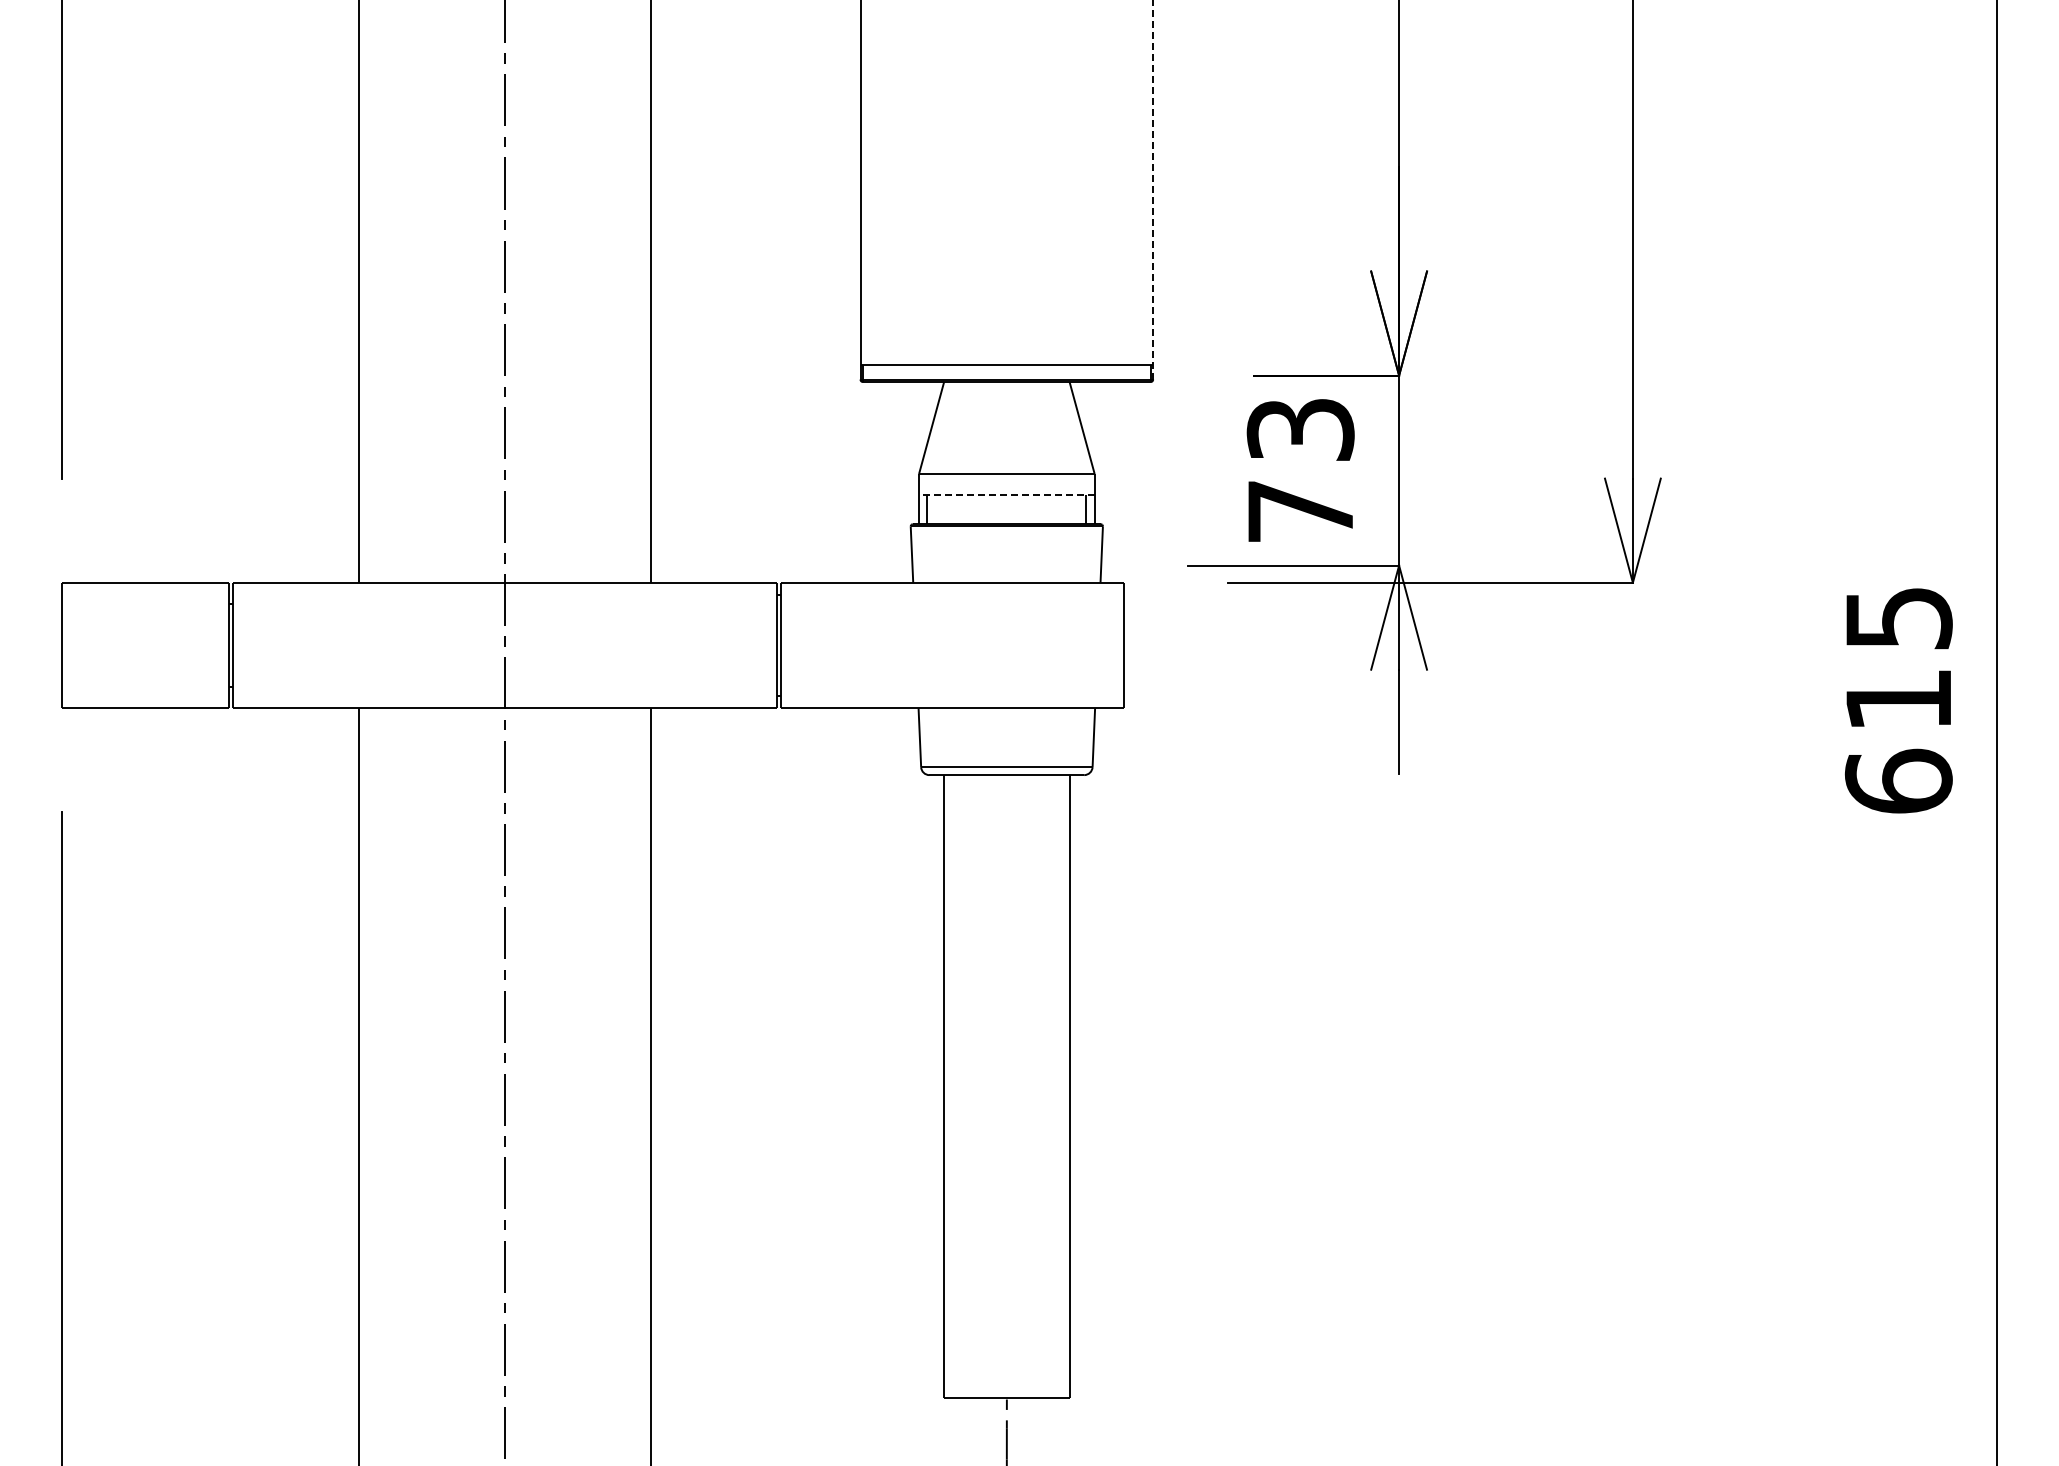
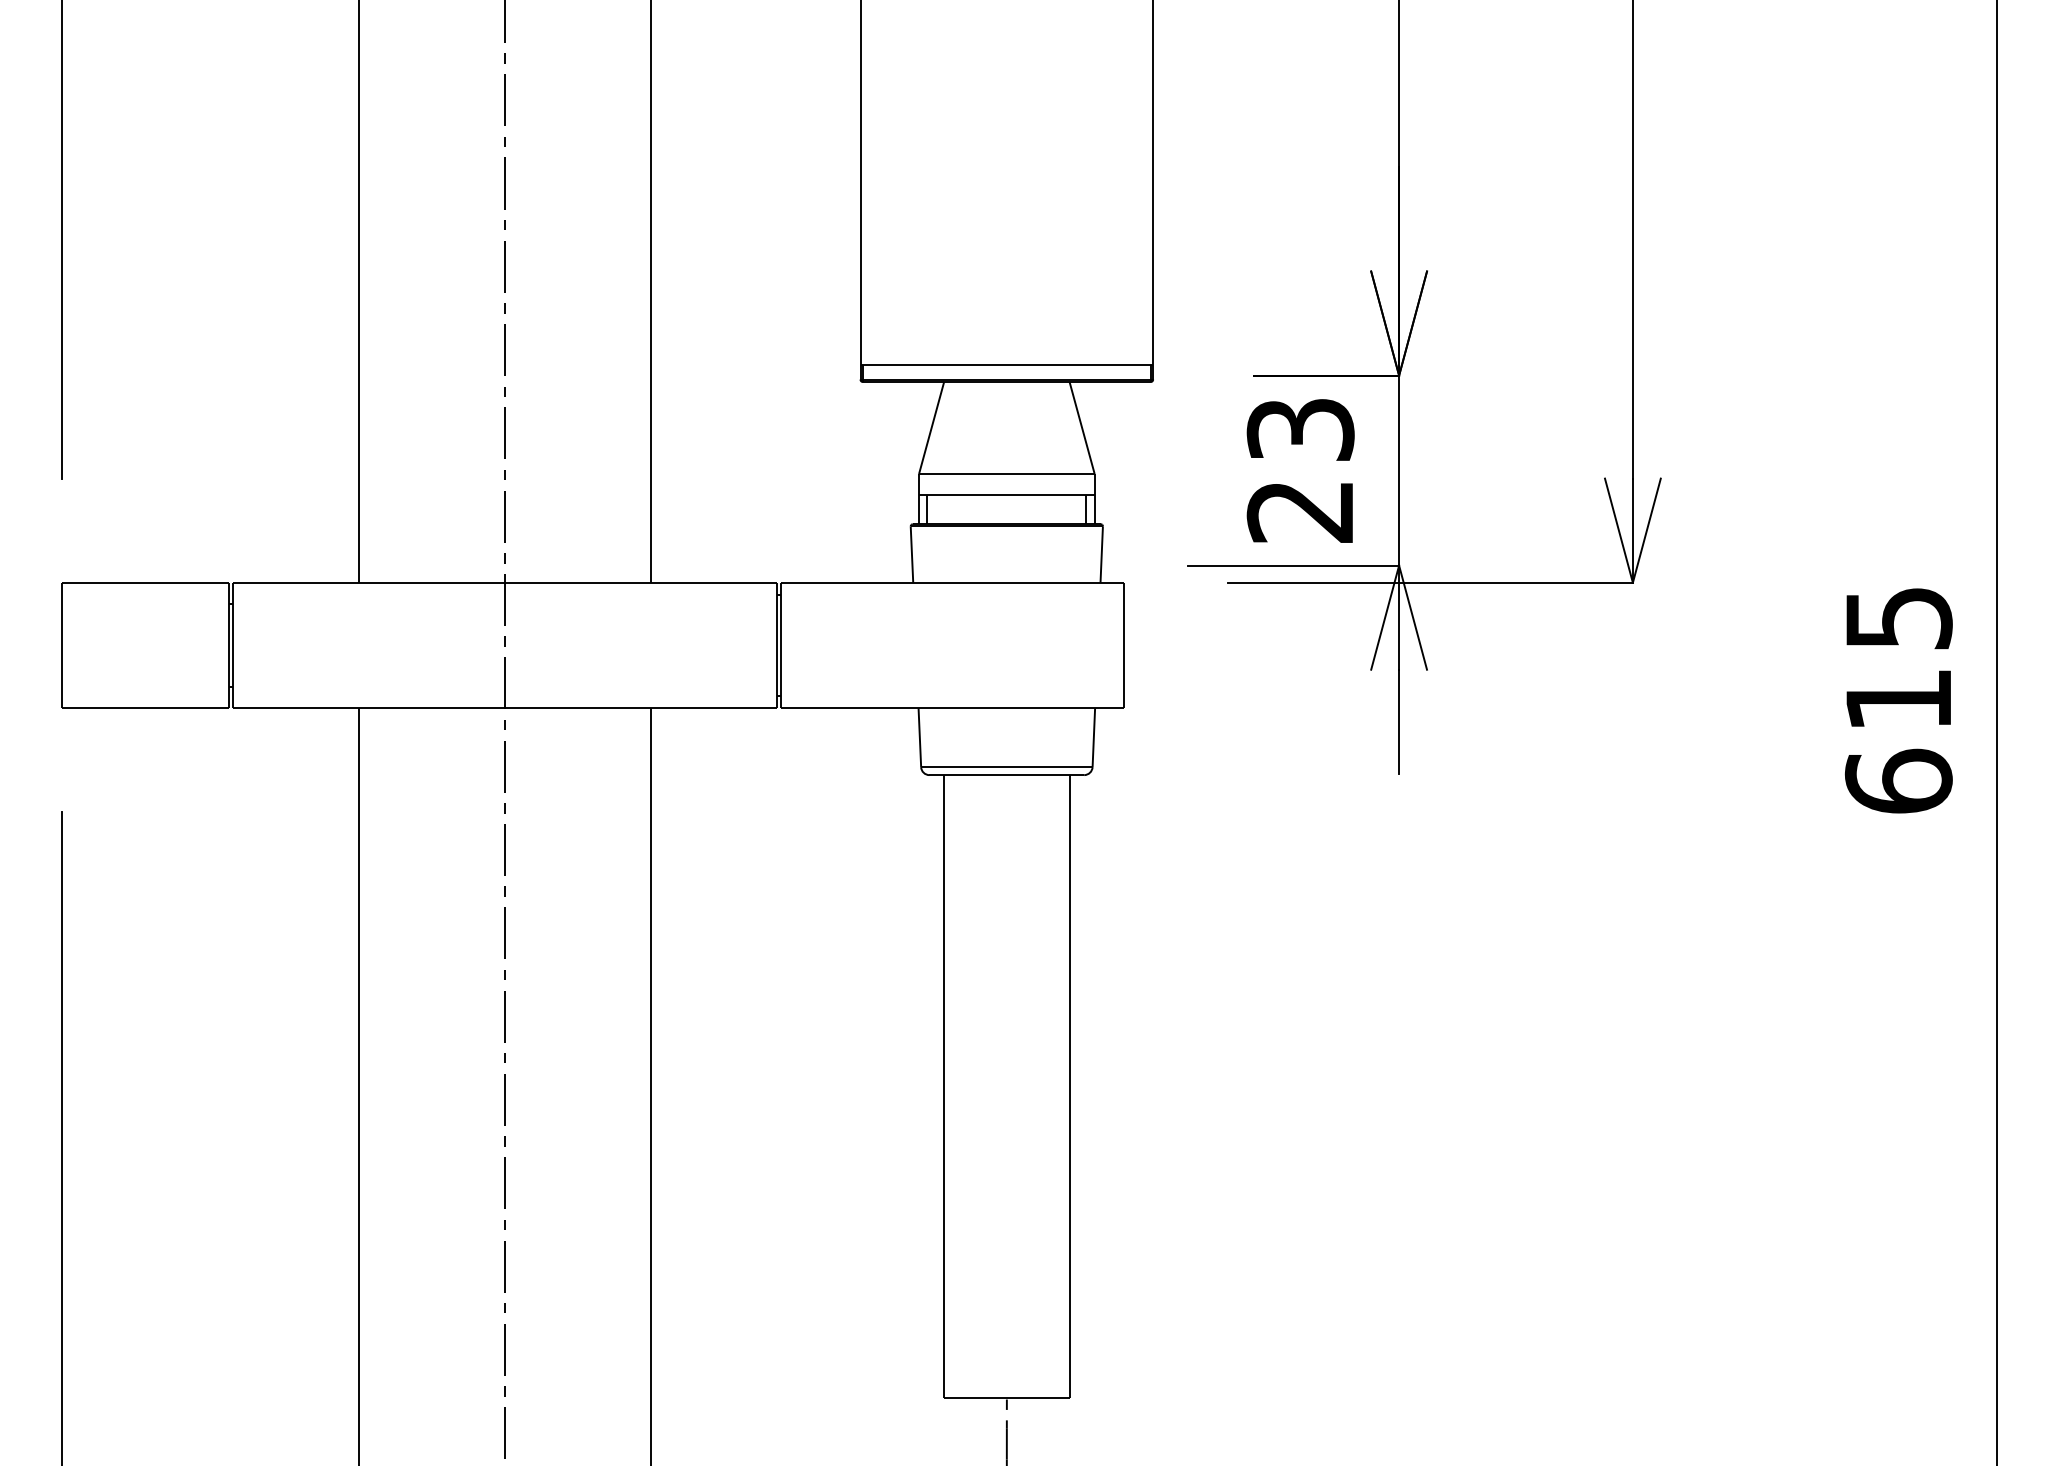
line: dashed -> solid (1153, 189)
line: dashed -> solid (1006, 494)
text: 73 -> 23 (1299, 511)
